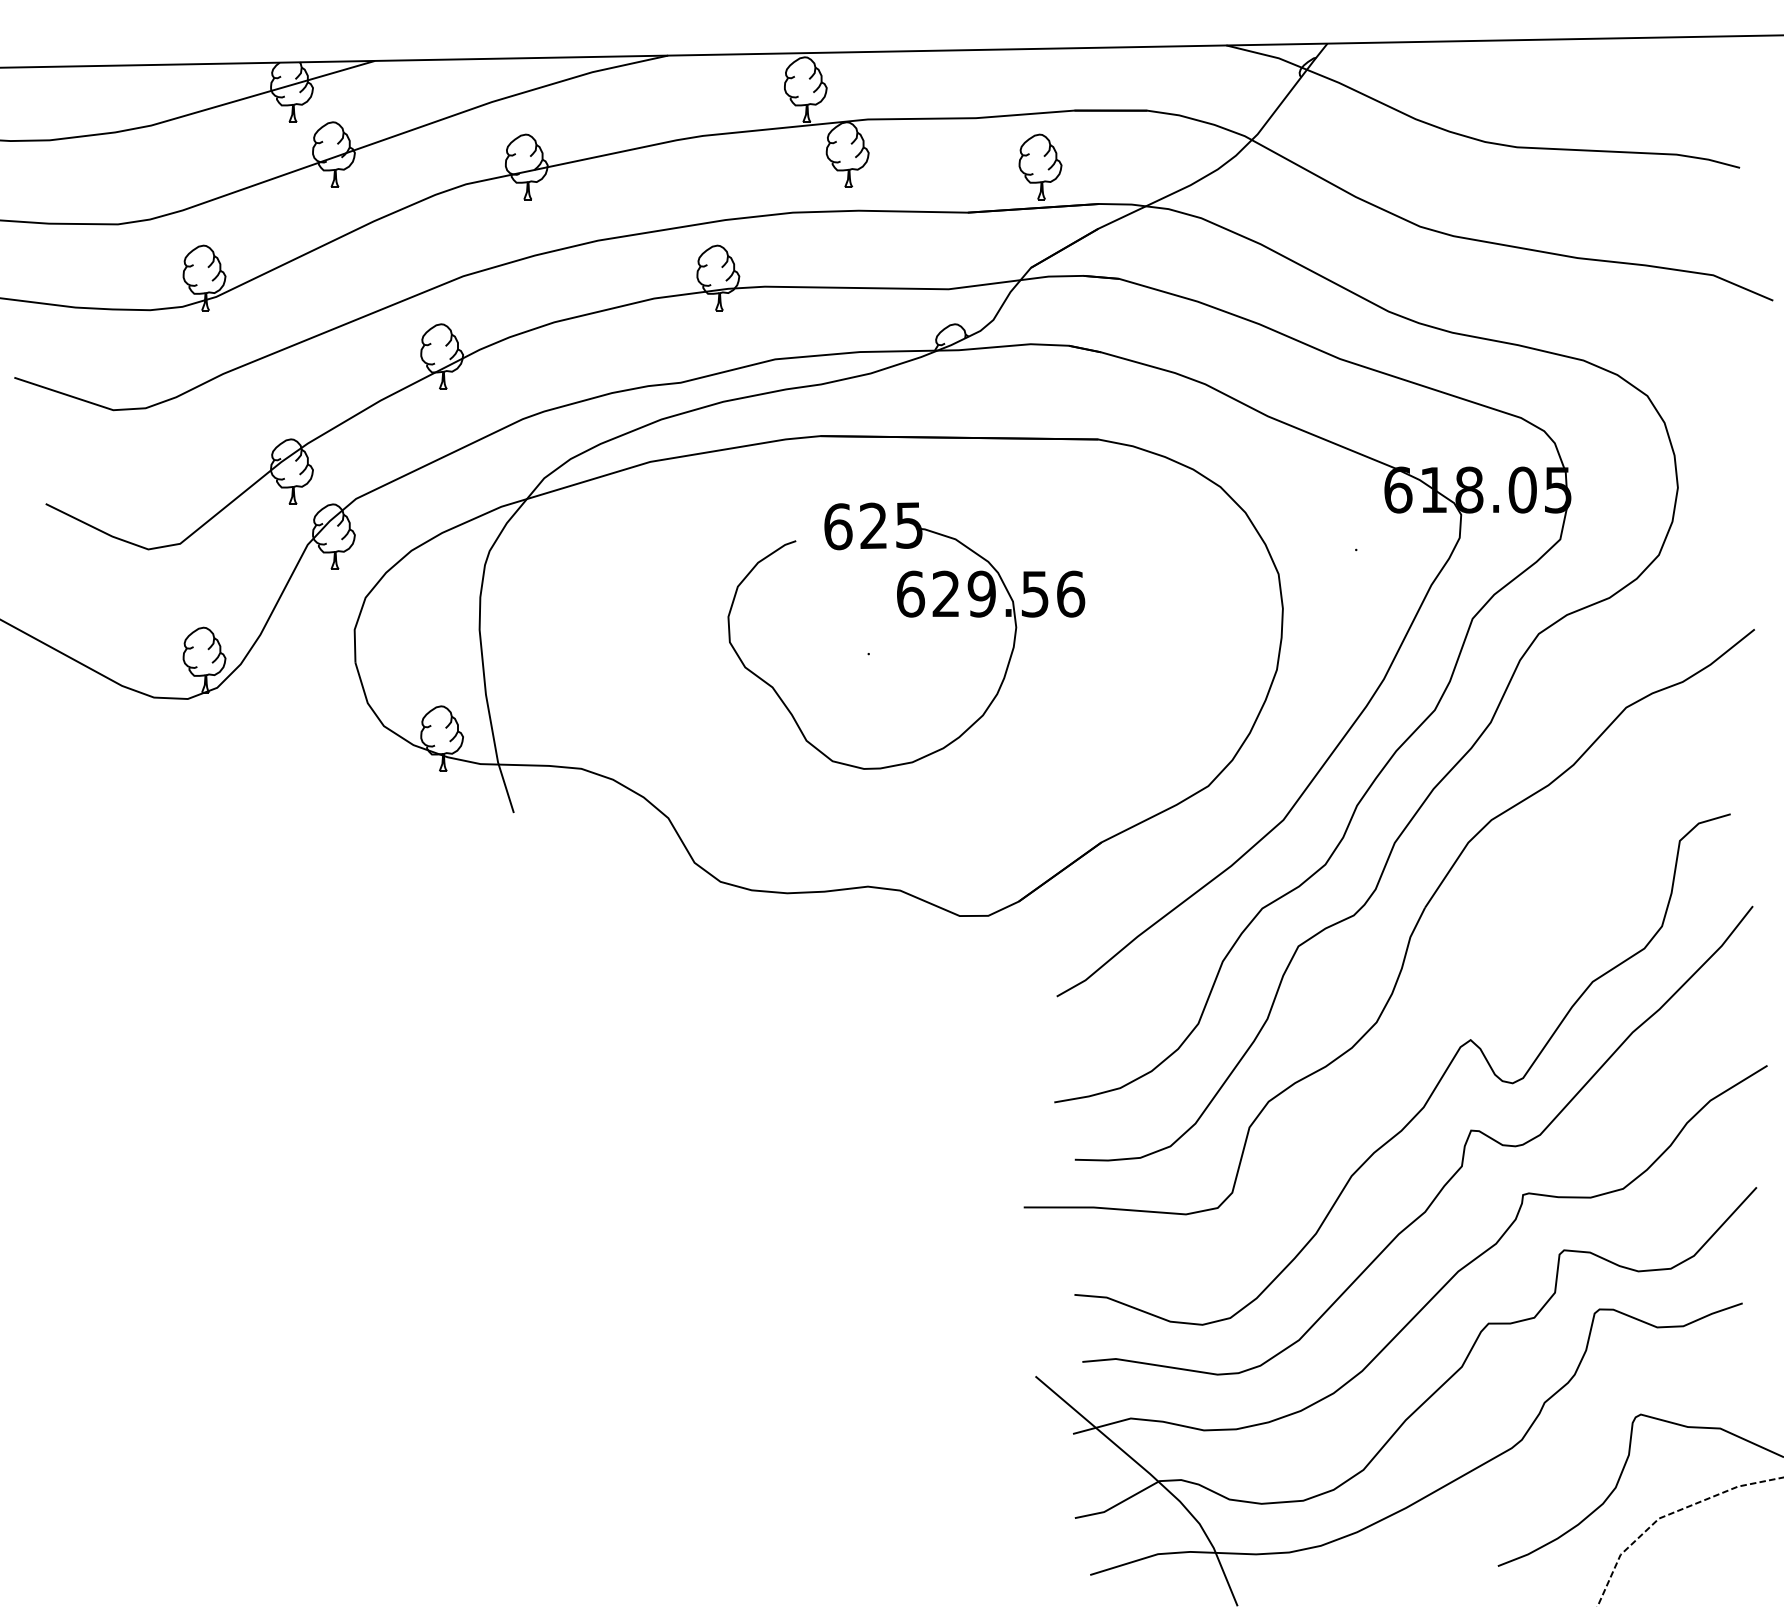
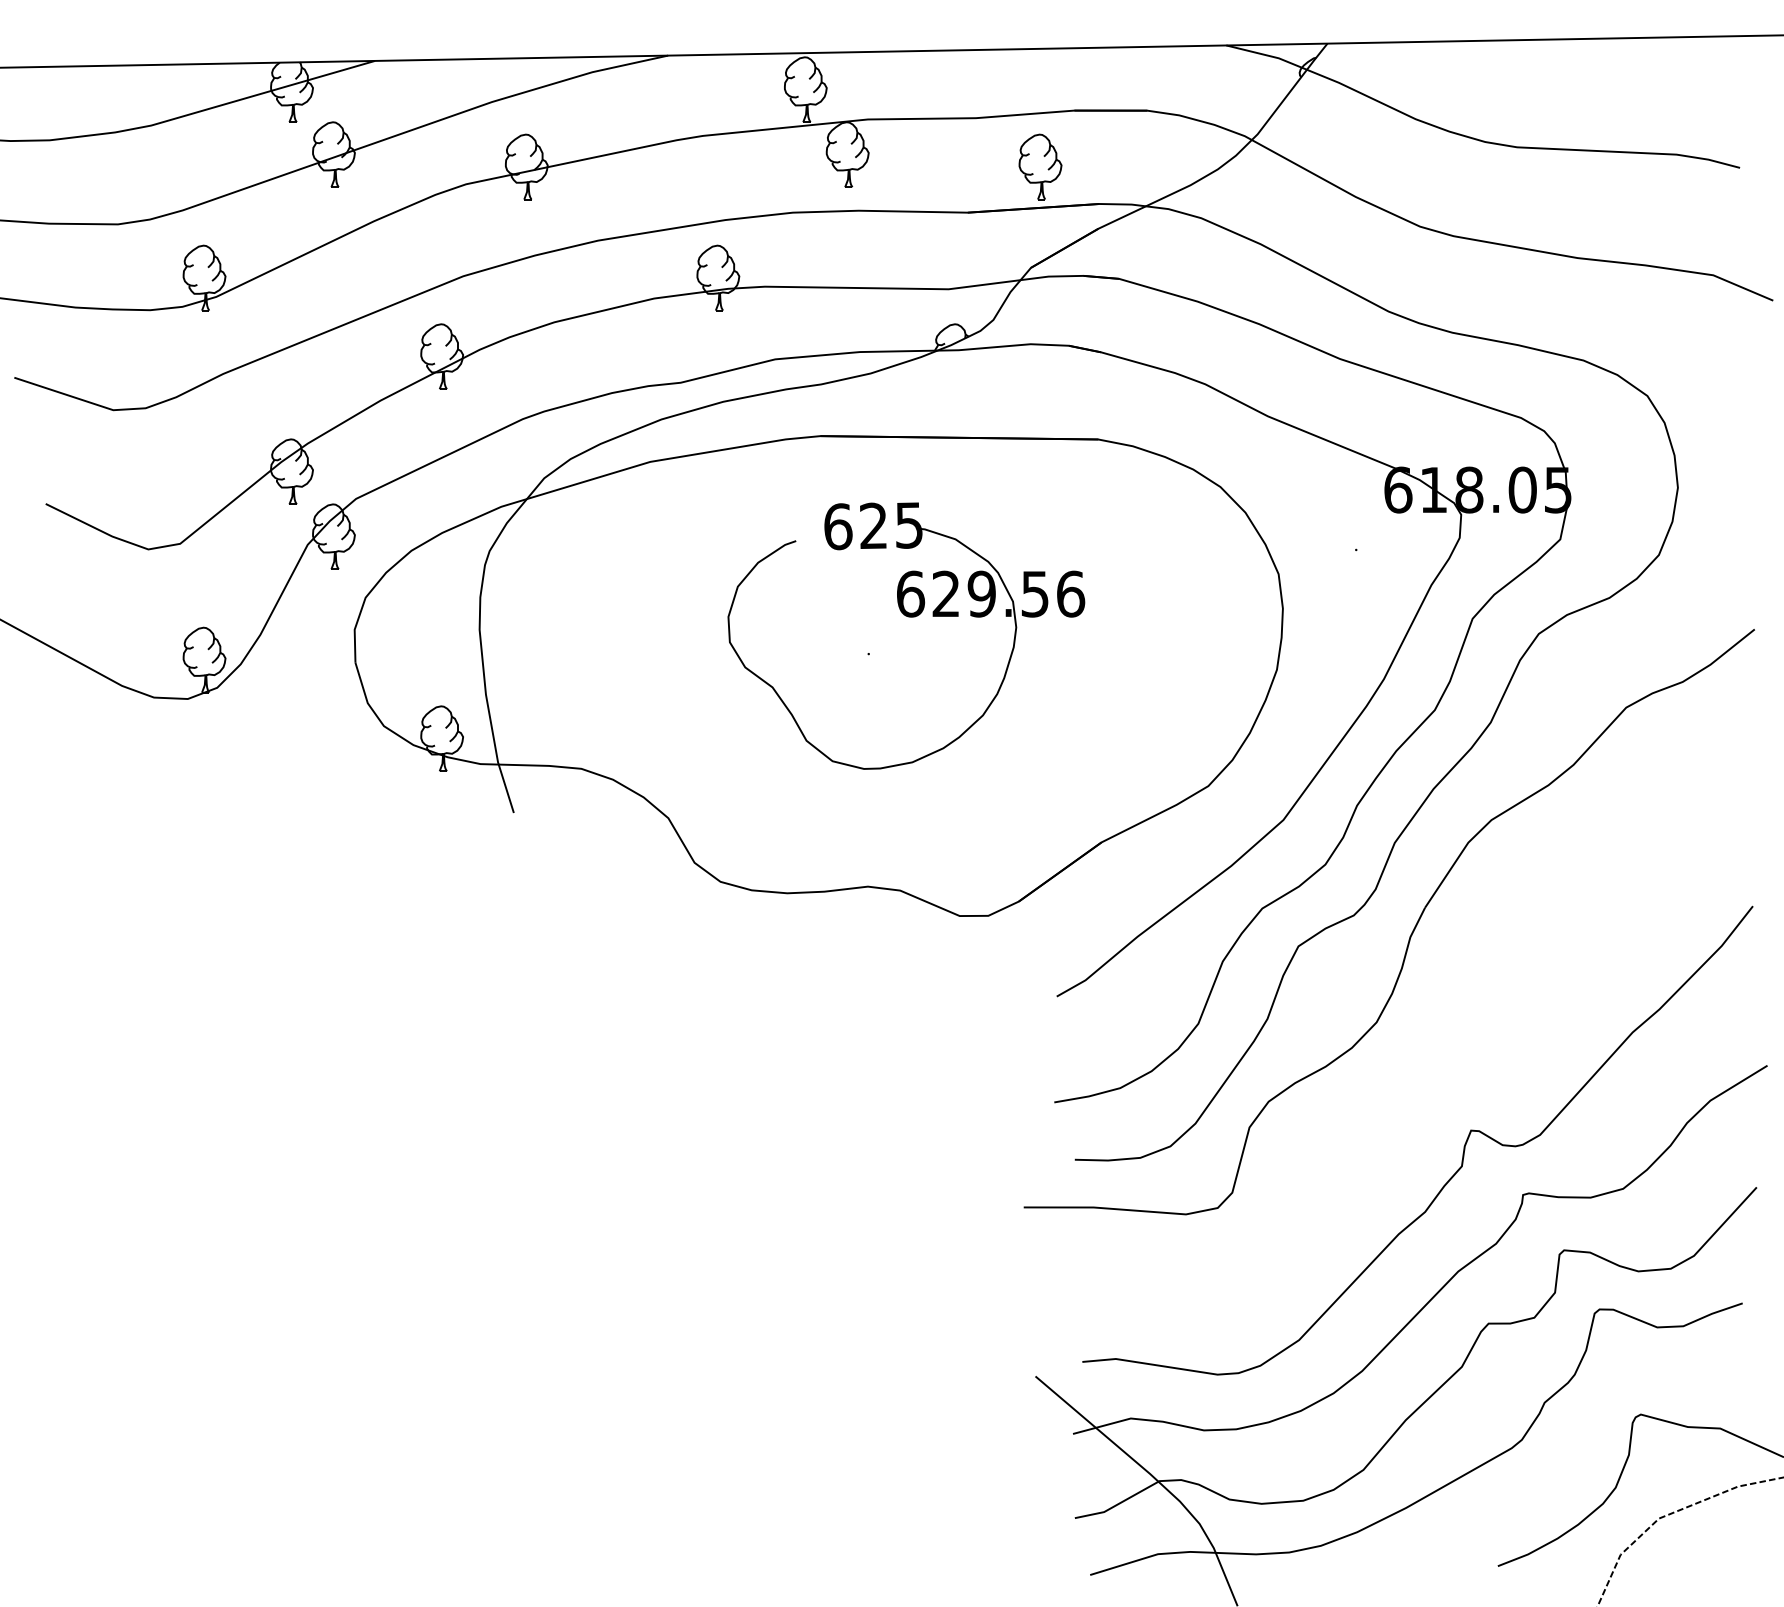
curve: present -> none (1432, 1090)
